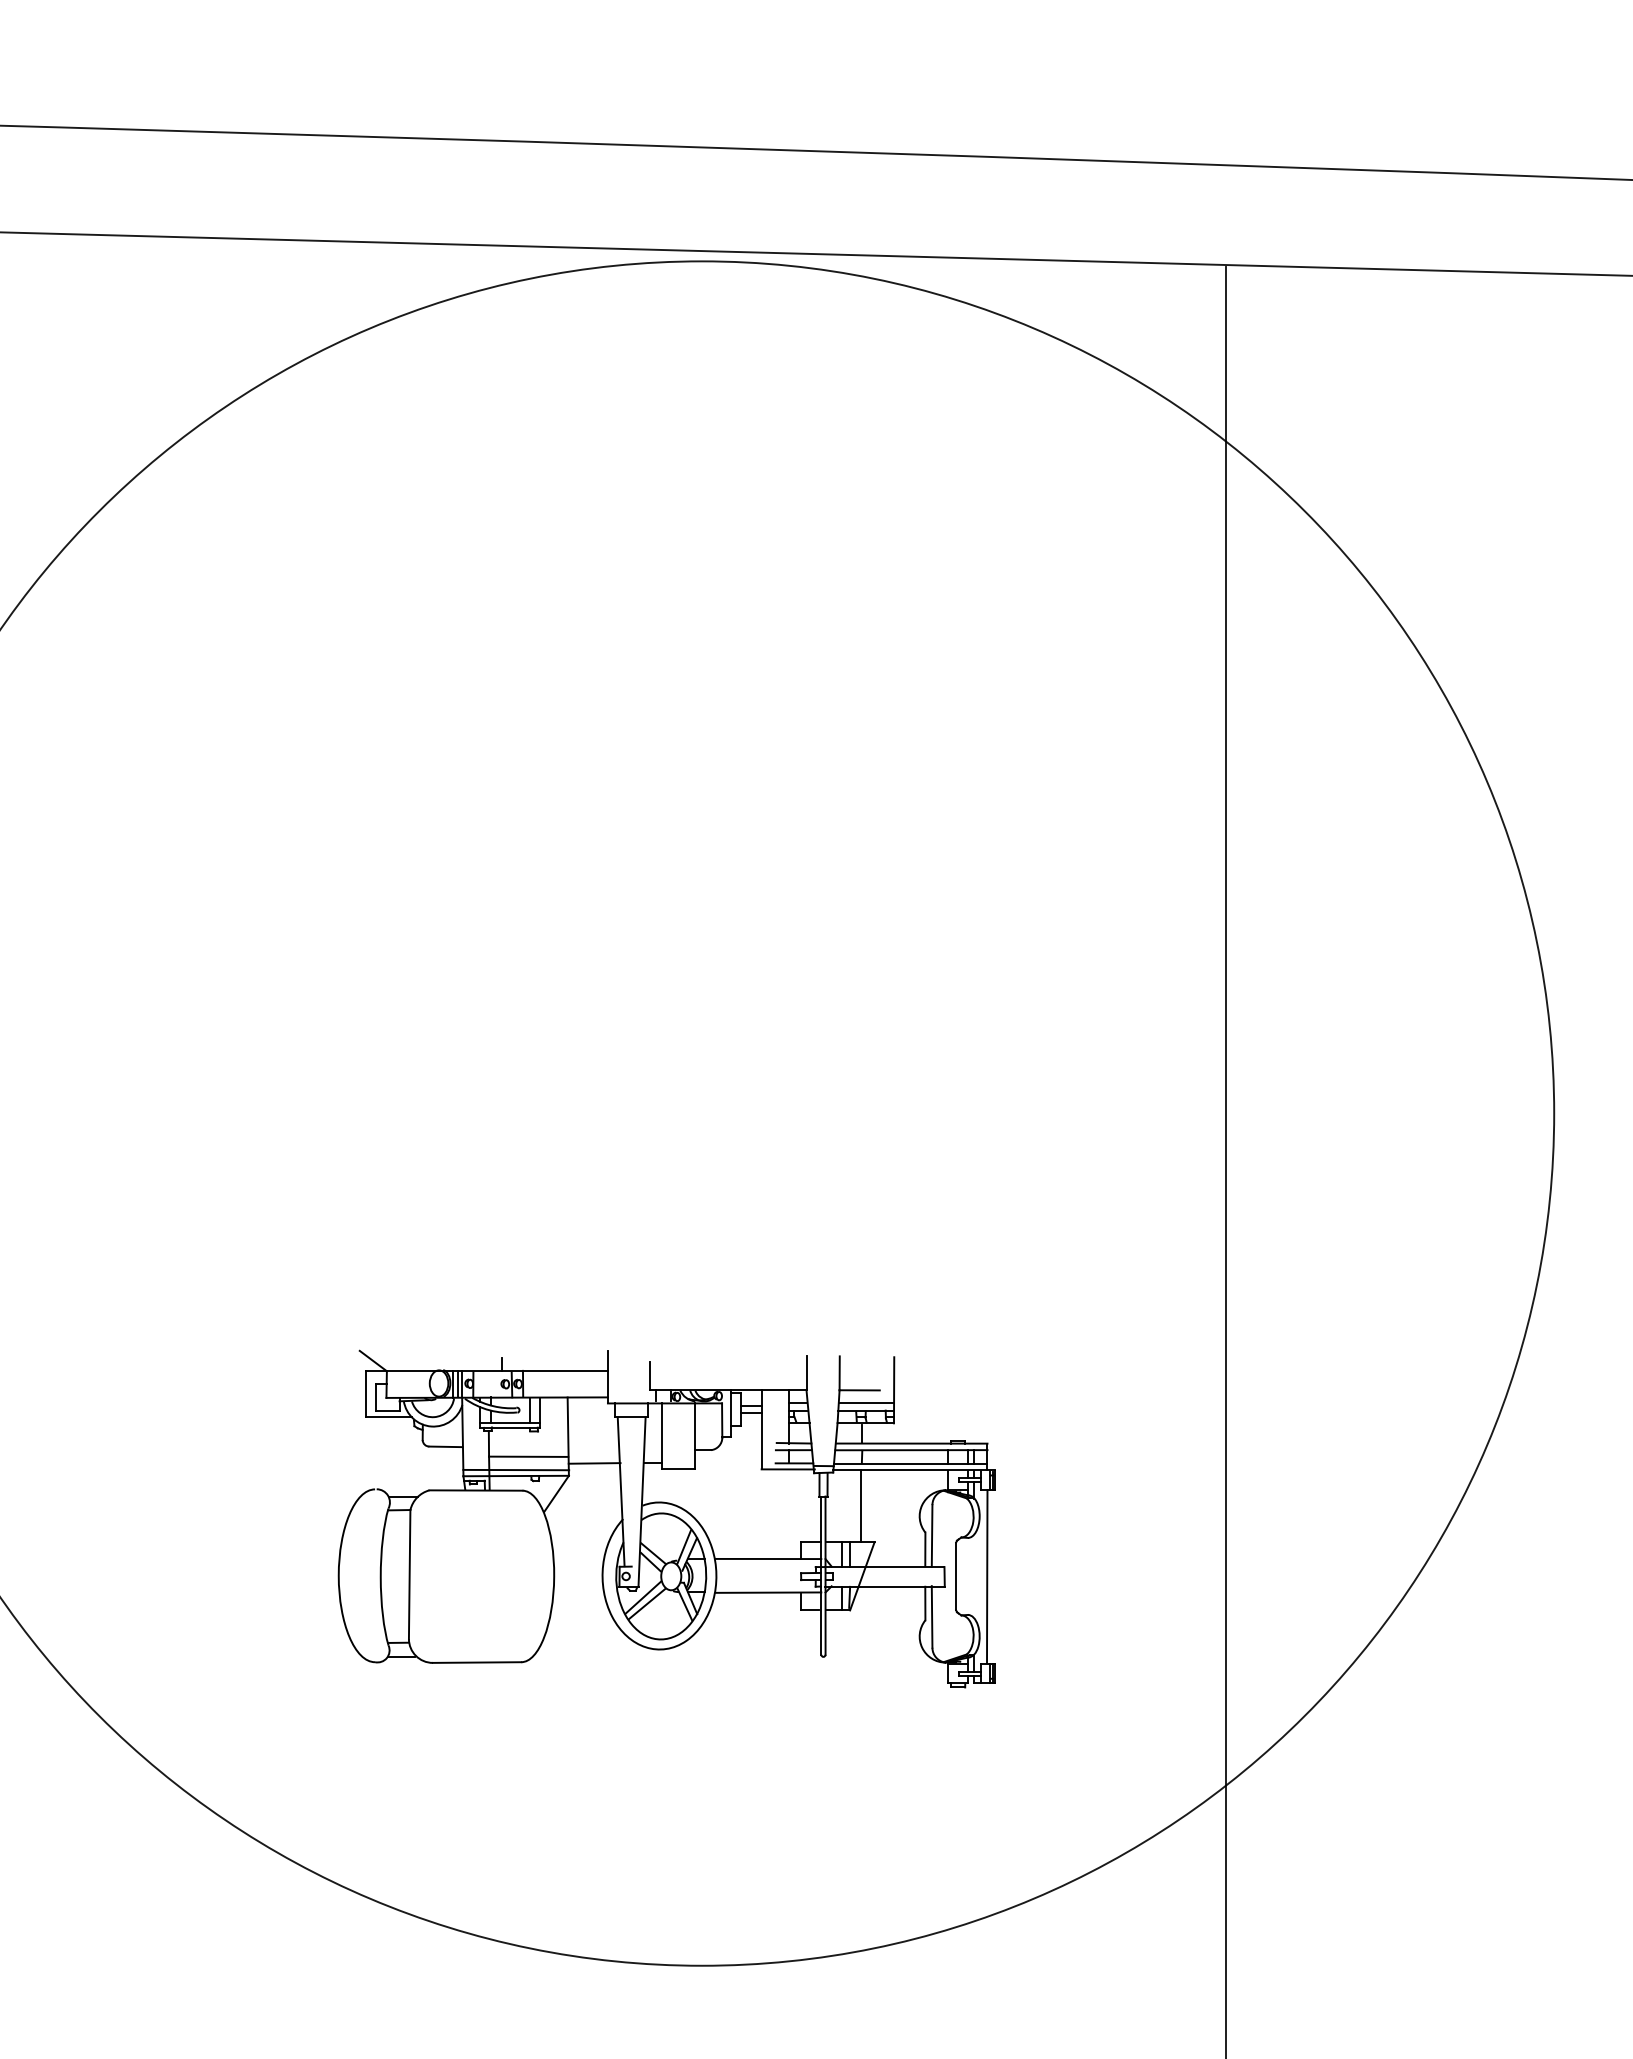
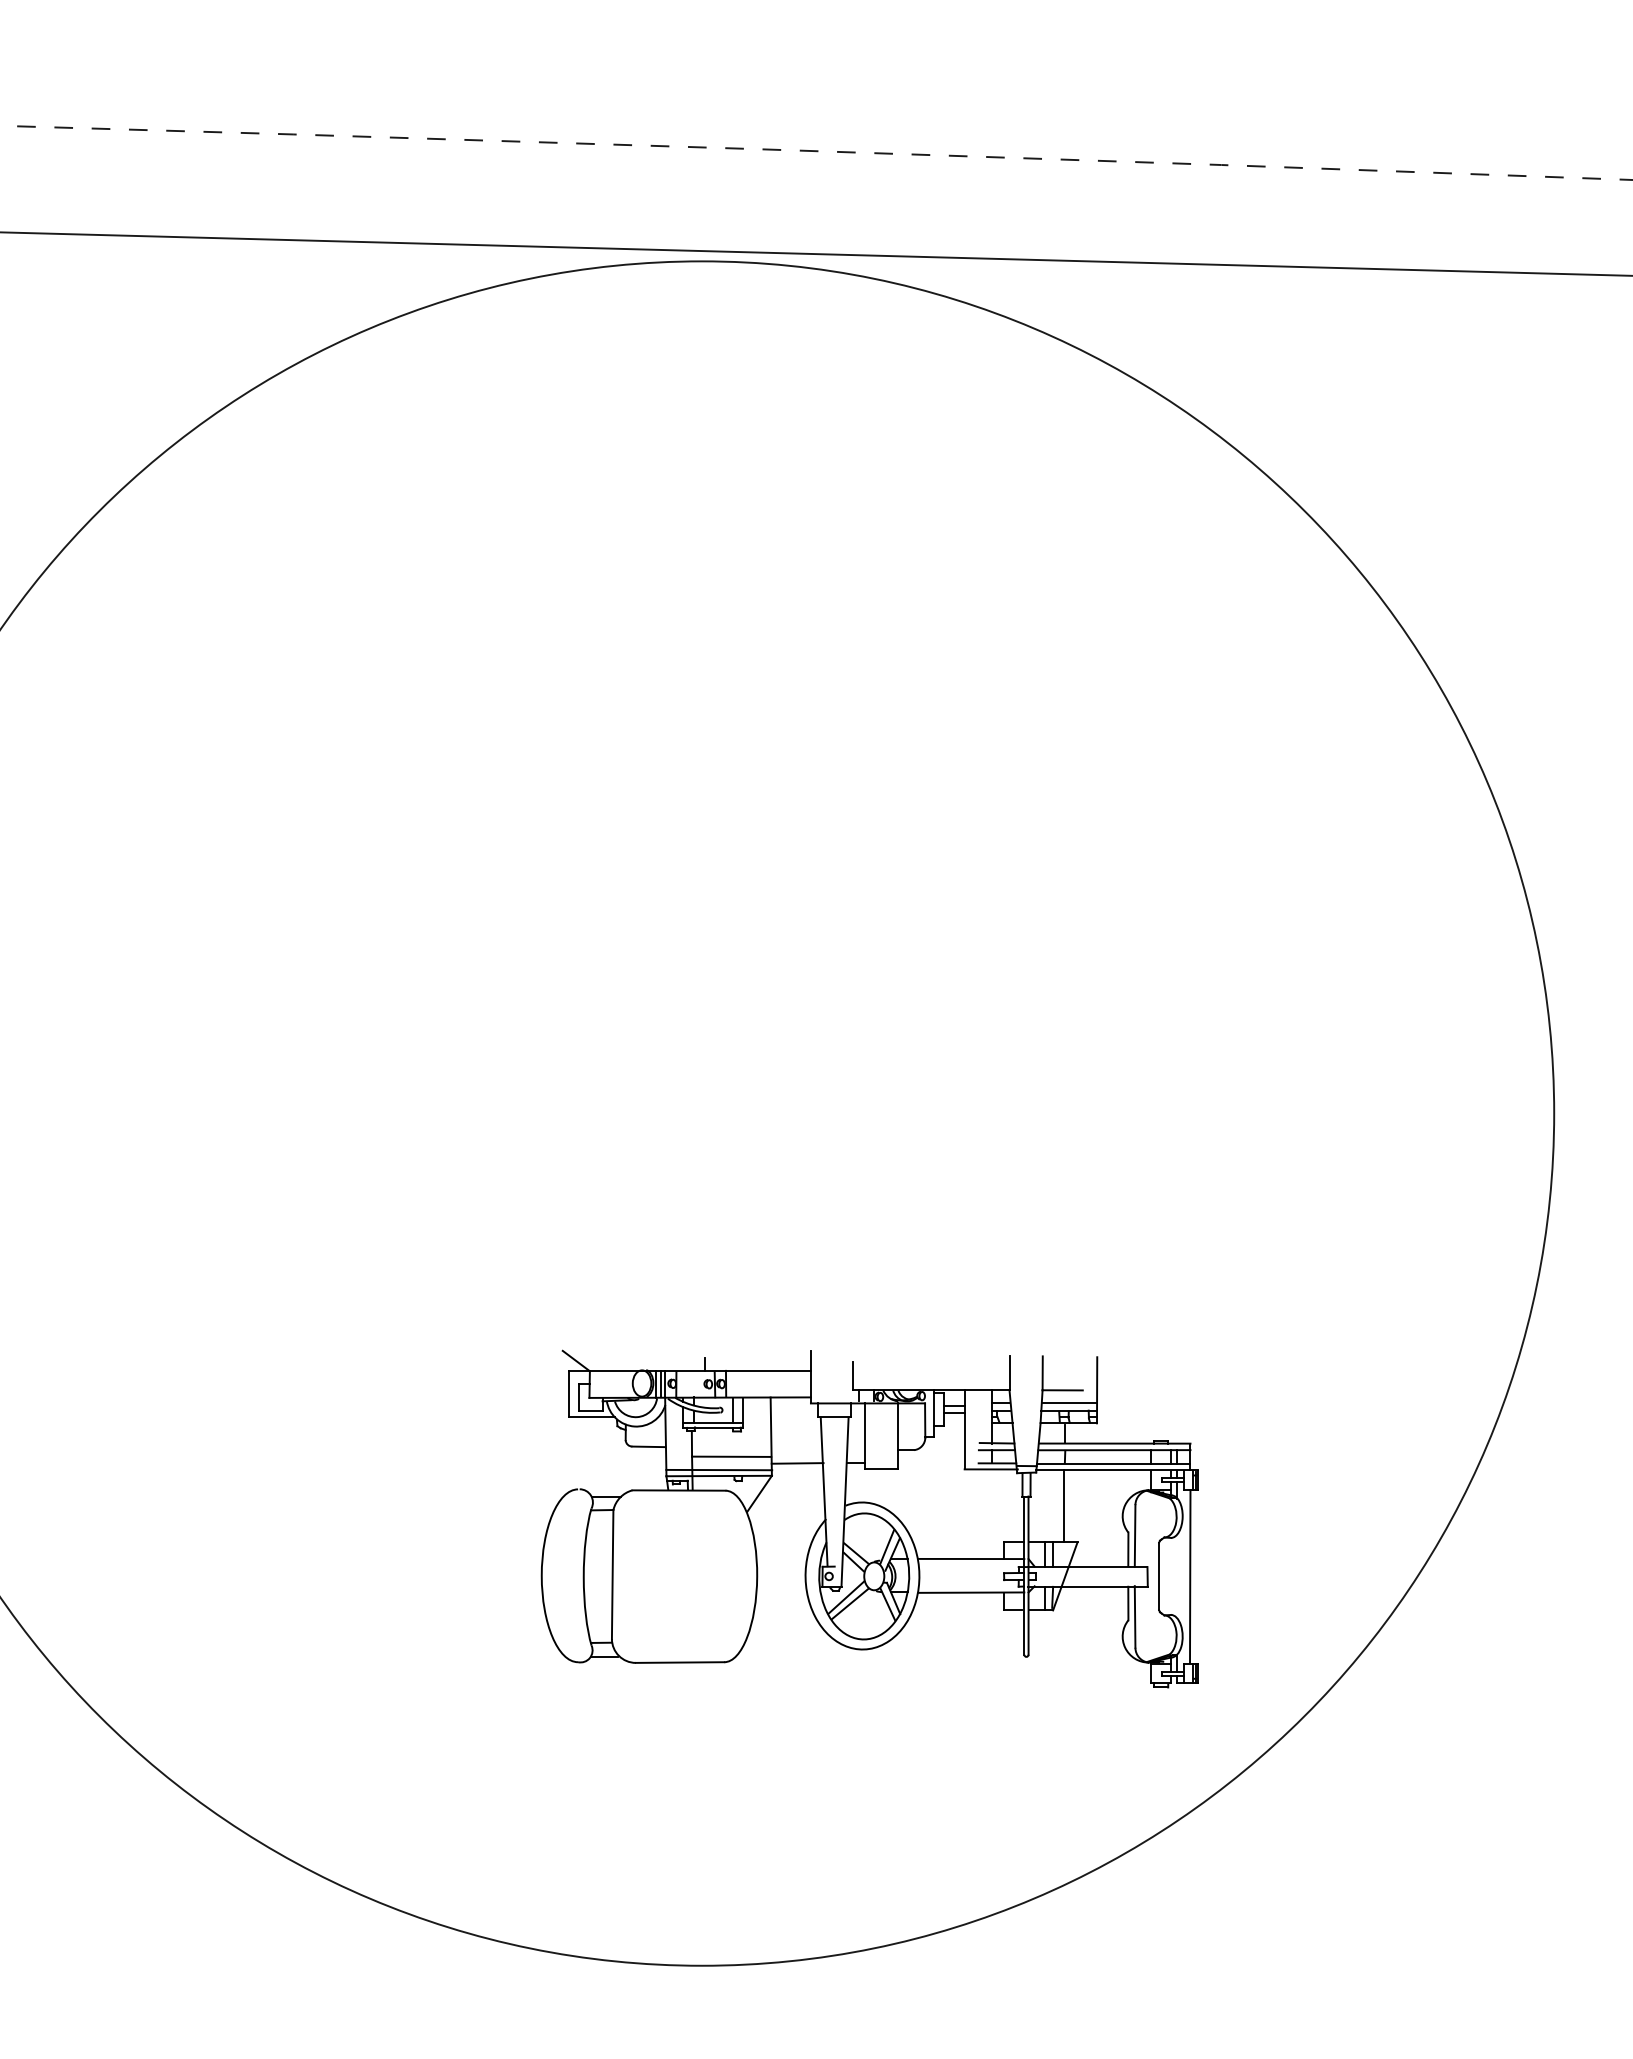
arc: solid -> dashed (816, 151)
line: present -> none (1226, 1160)
part position: (666, 1518) -> (869, 1518) (869, 1518)
